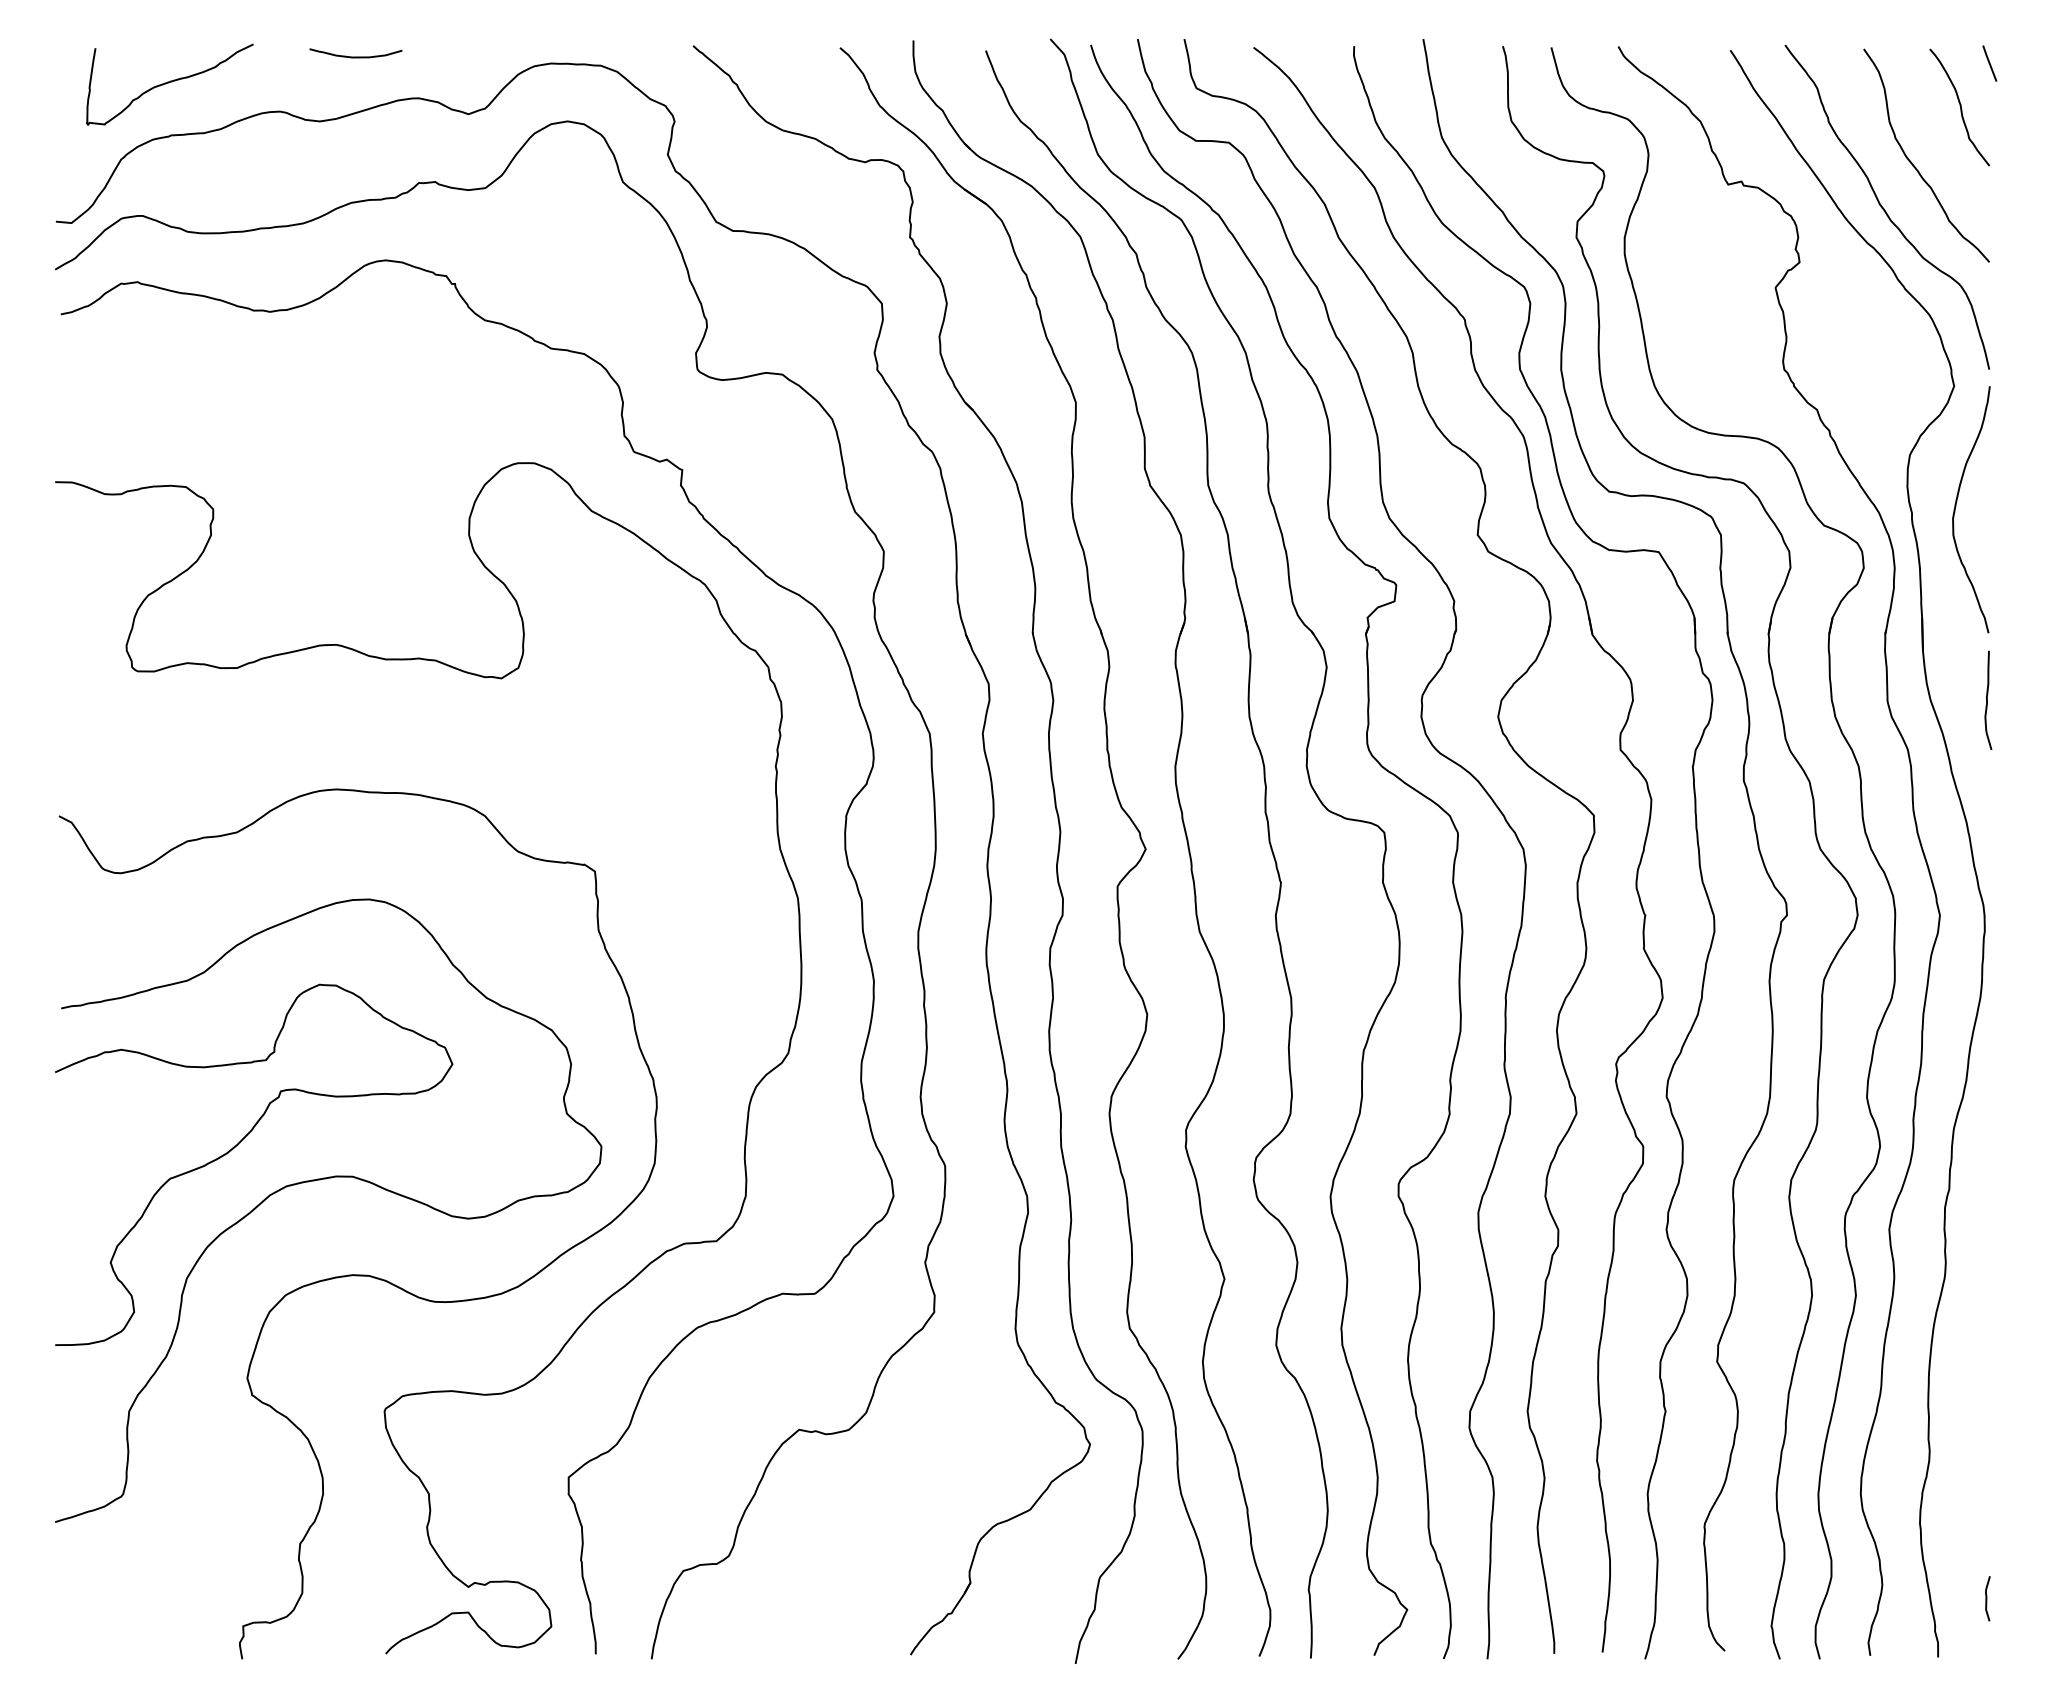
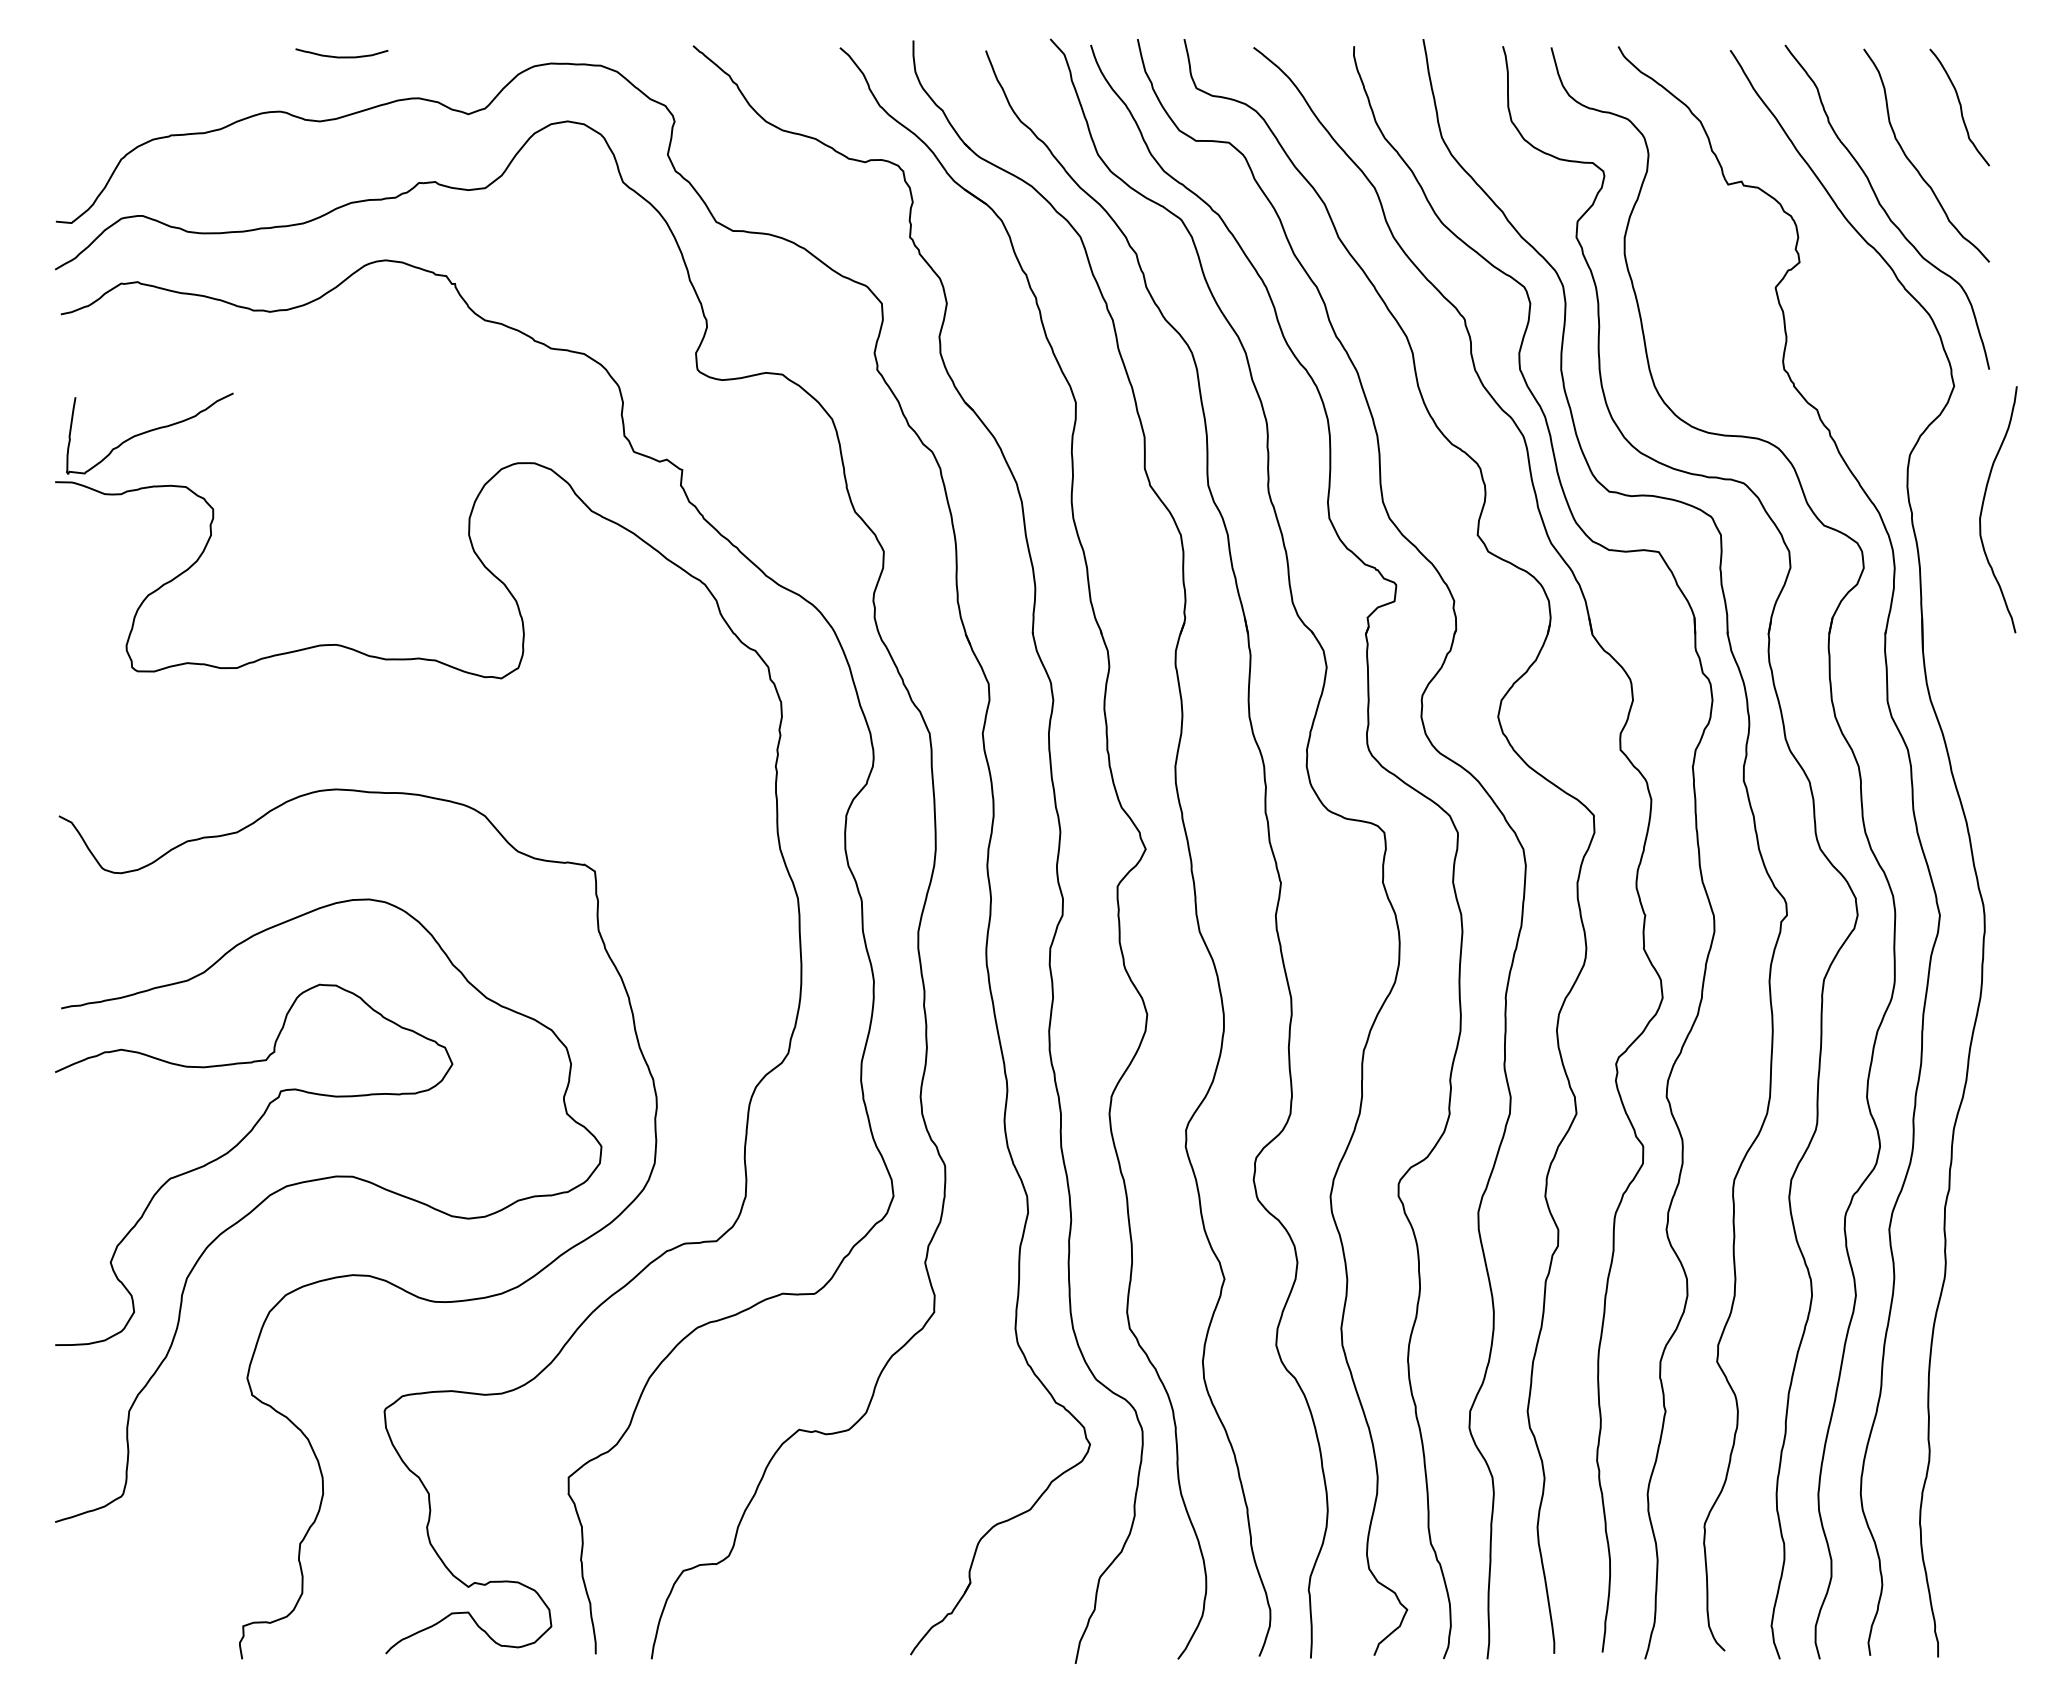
curve position: (355, 56) -> (341, 56) (341, 56)
line: present -> none (1989, 63)
curve position: (169, 83) -> (149, 432) (149, 432)
curve position: (1956, 507) -> (1983, 507) (1983, 507)
curve: present -> none (1987, 699)
curve: present -> none (1987, 1598)
